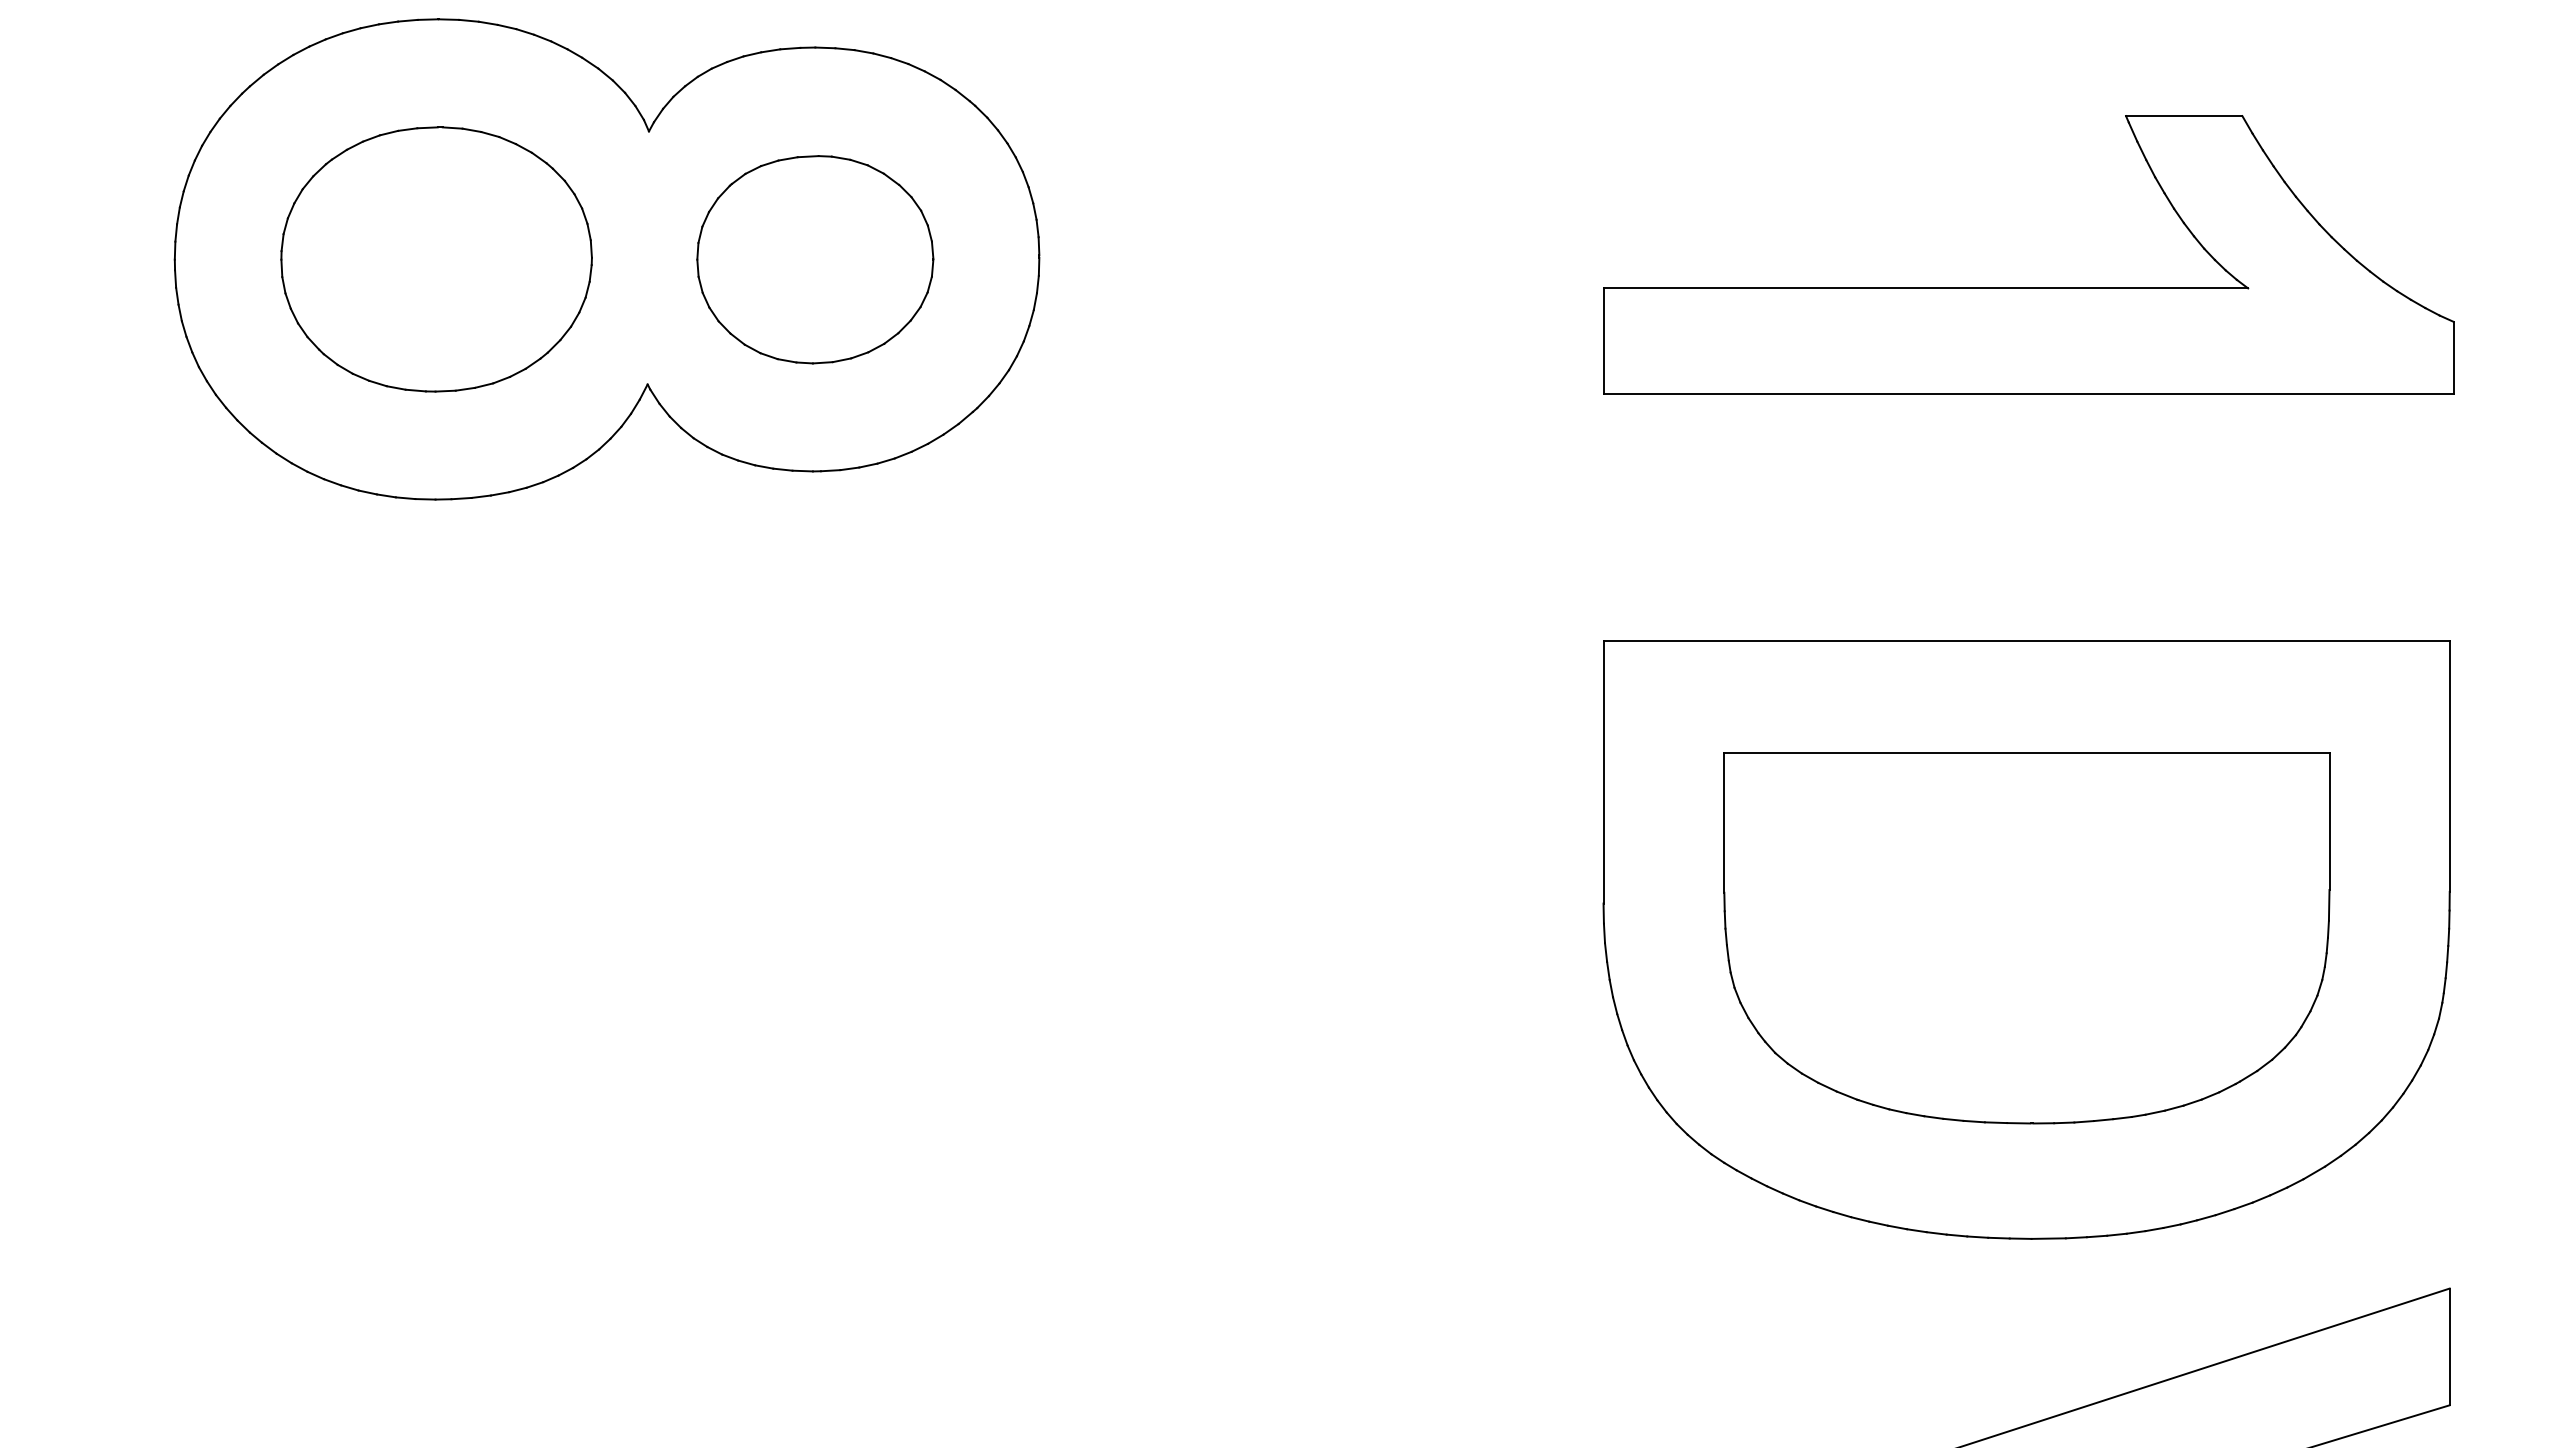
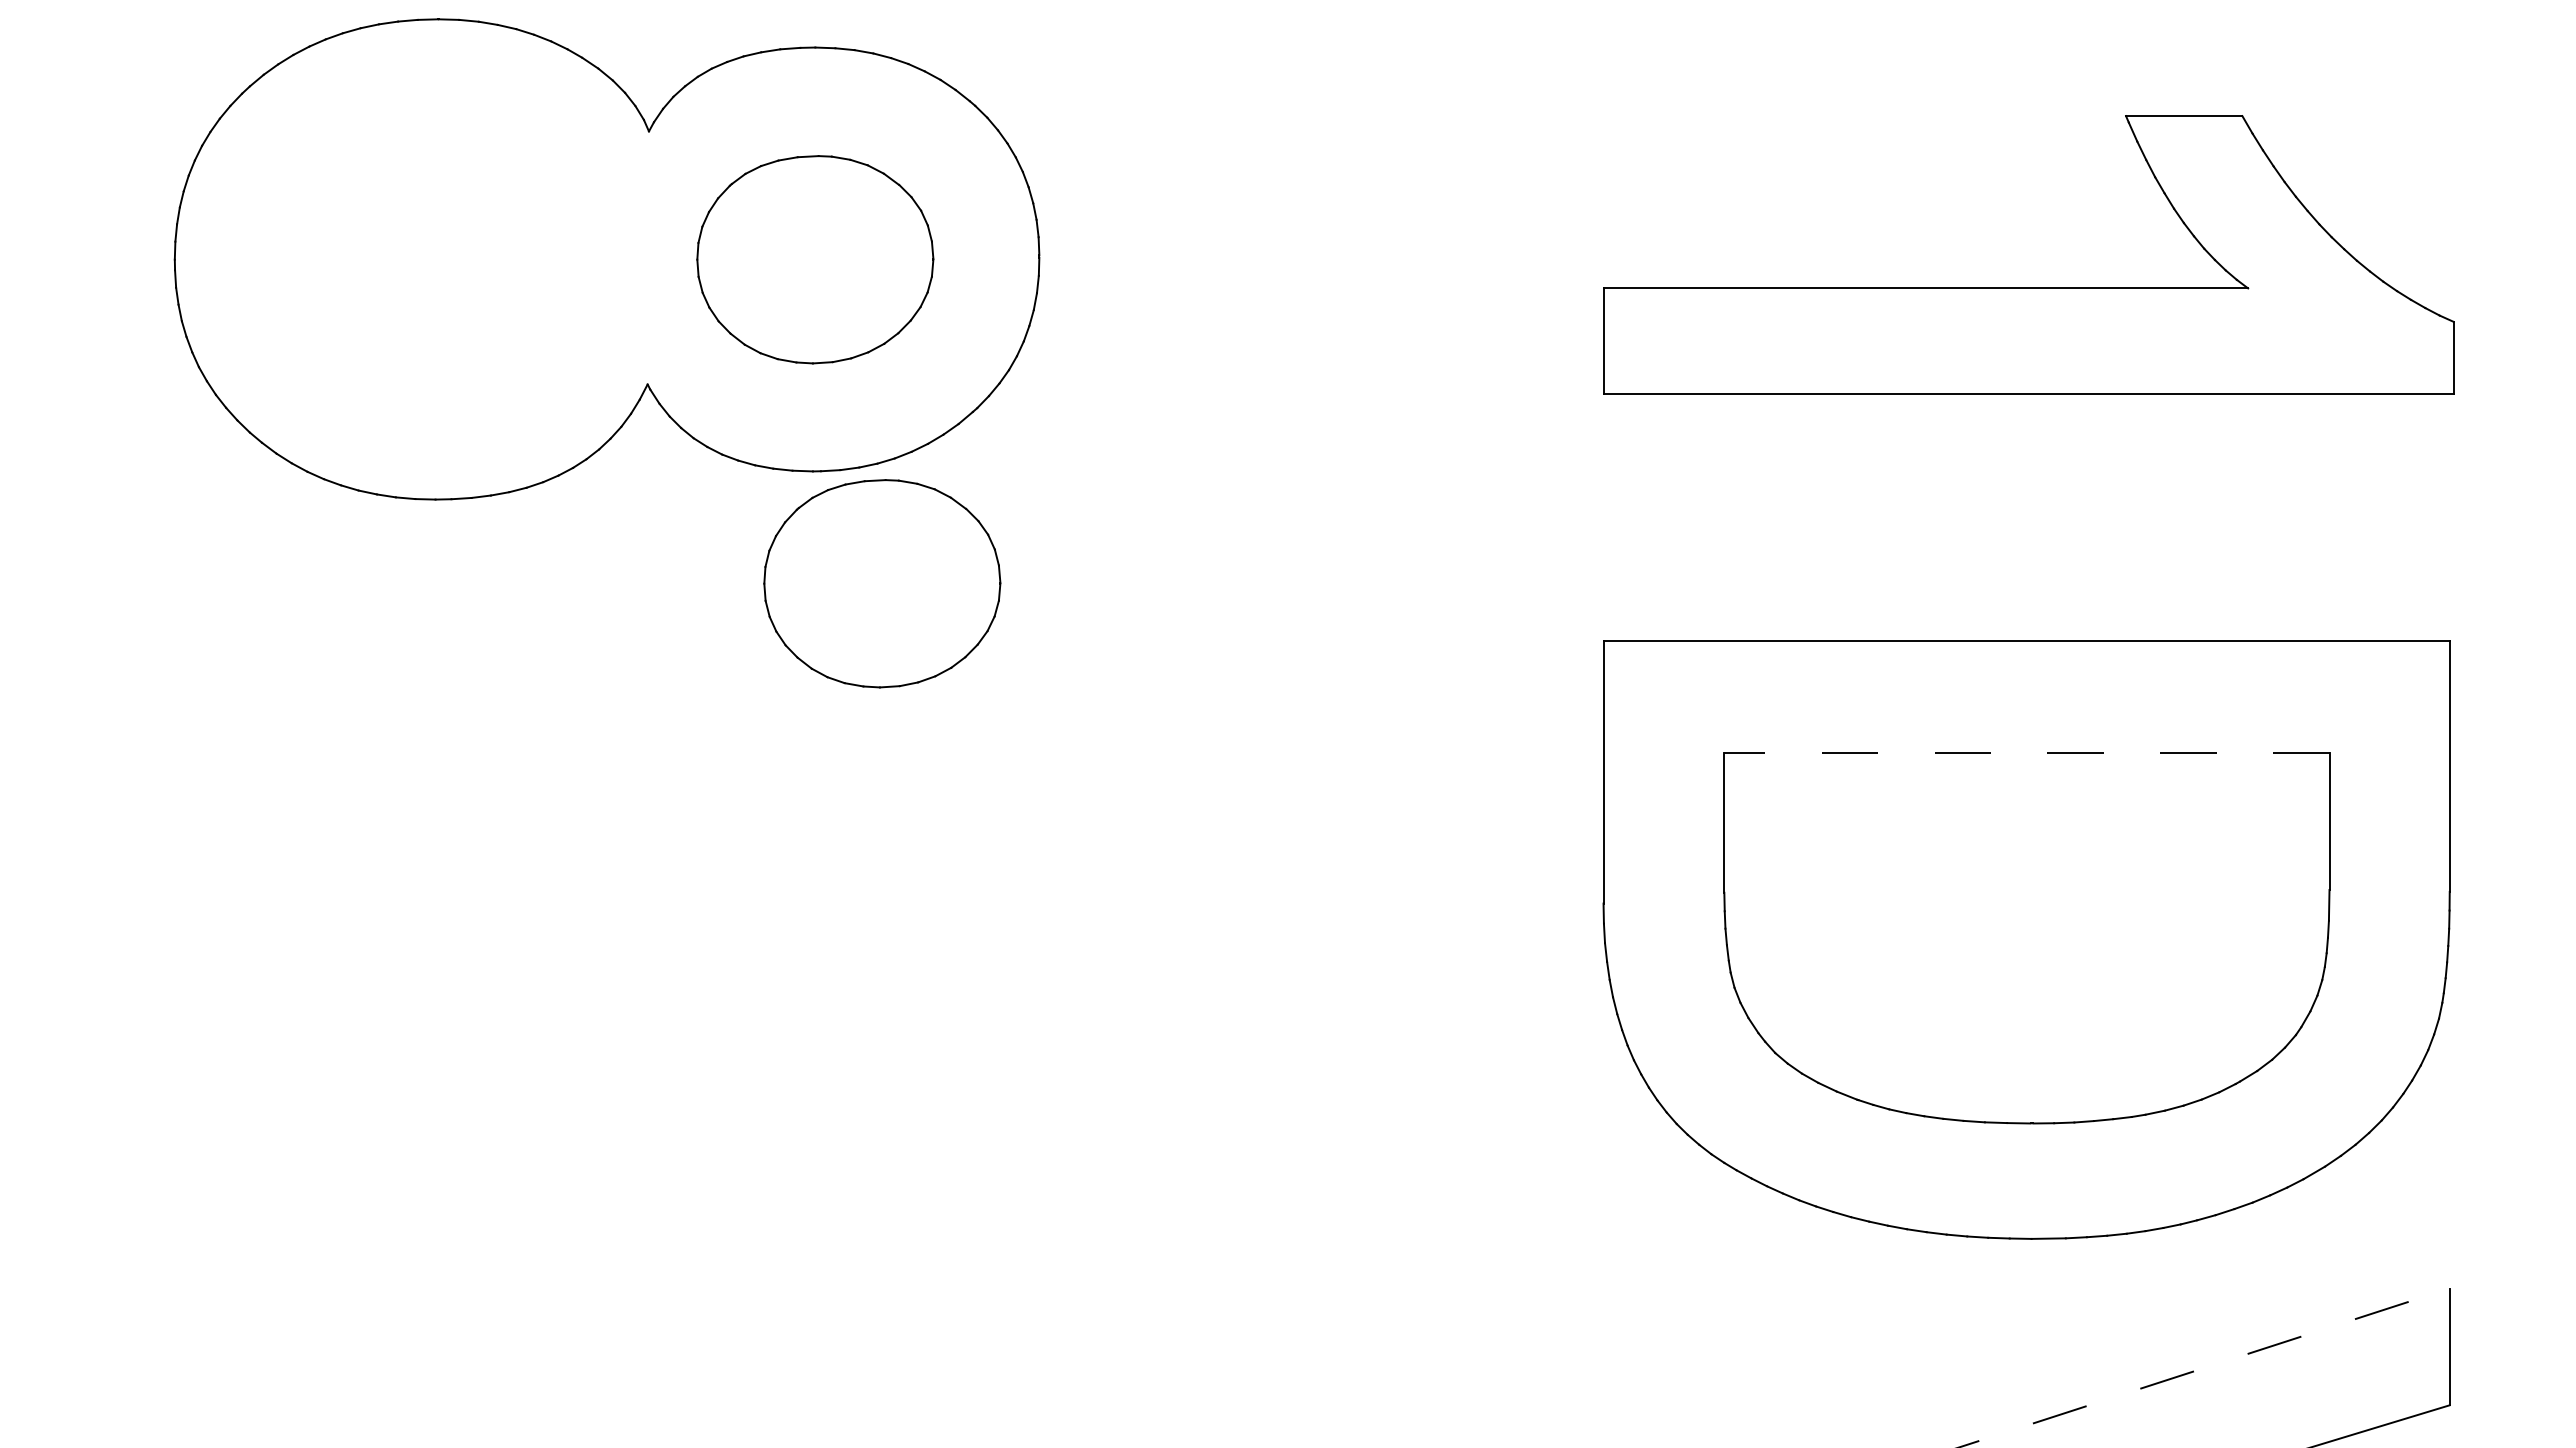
part: present -> none (436, 259)
part: none -> present (882, 583)
line: solid -> dashed (2026, 753)
line: solid -> dashed (2204, 1368)
